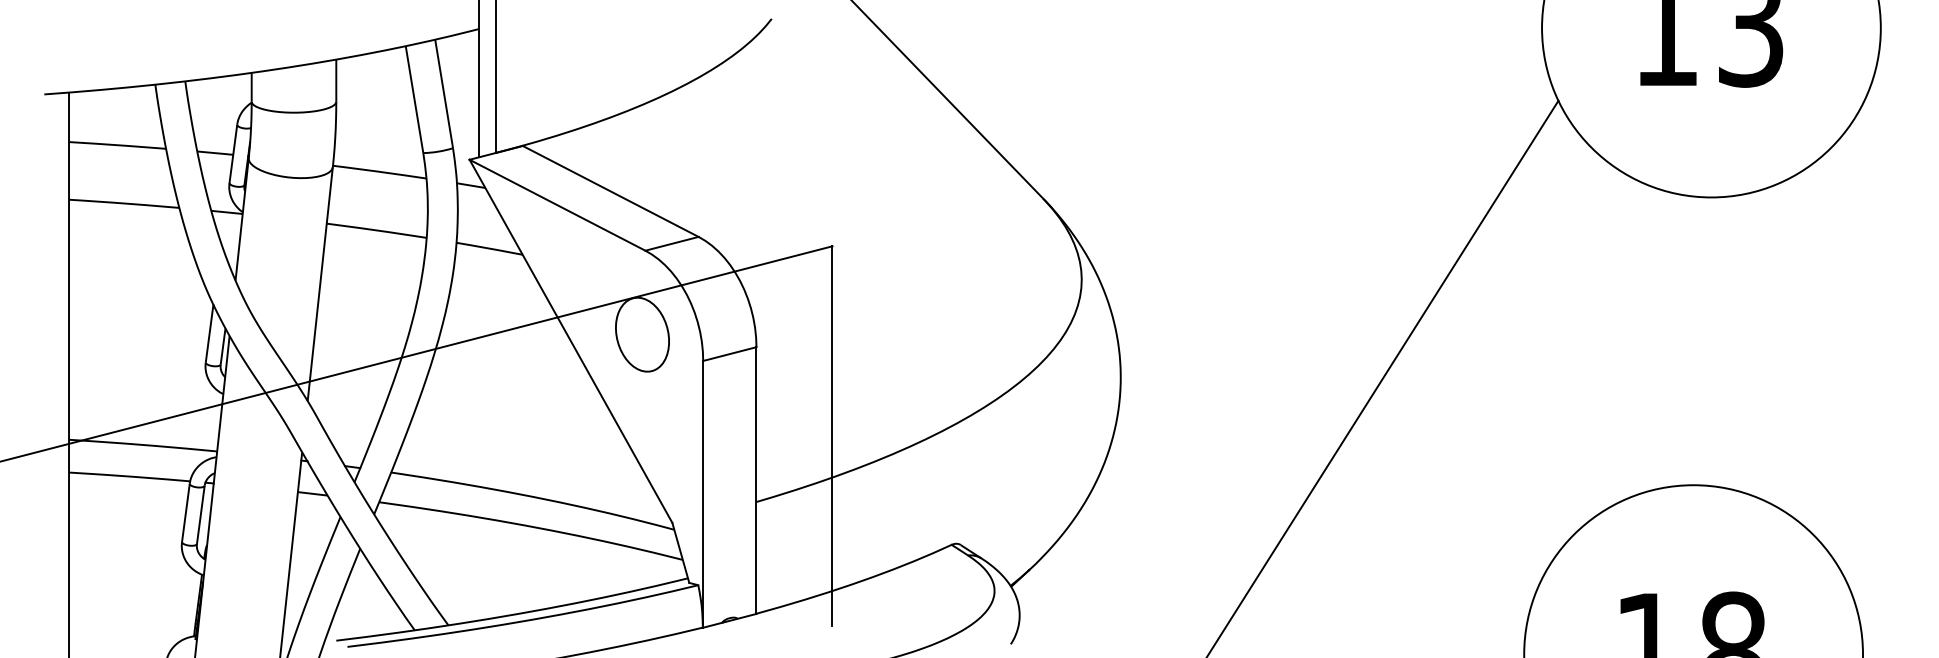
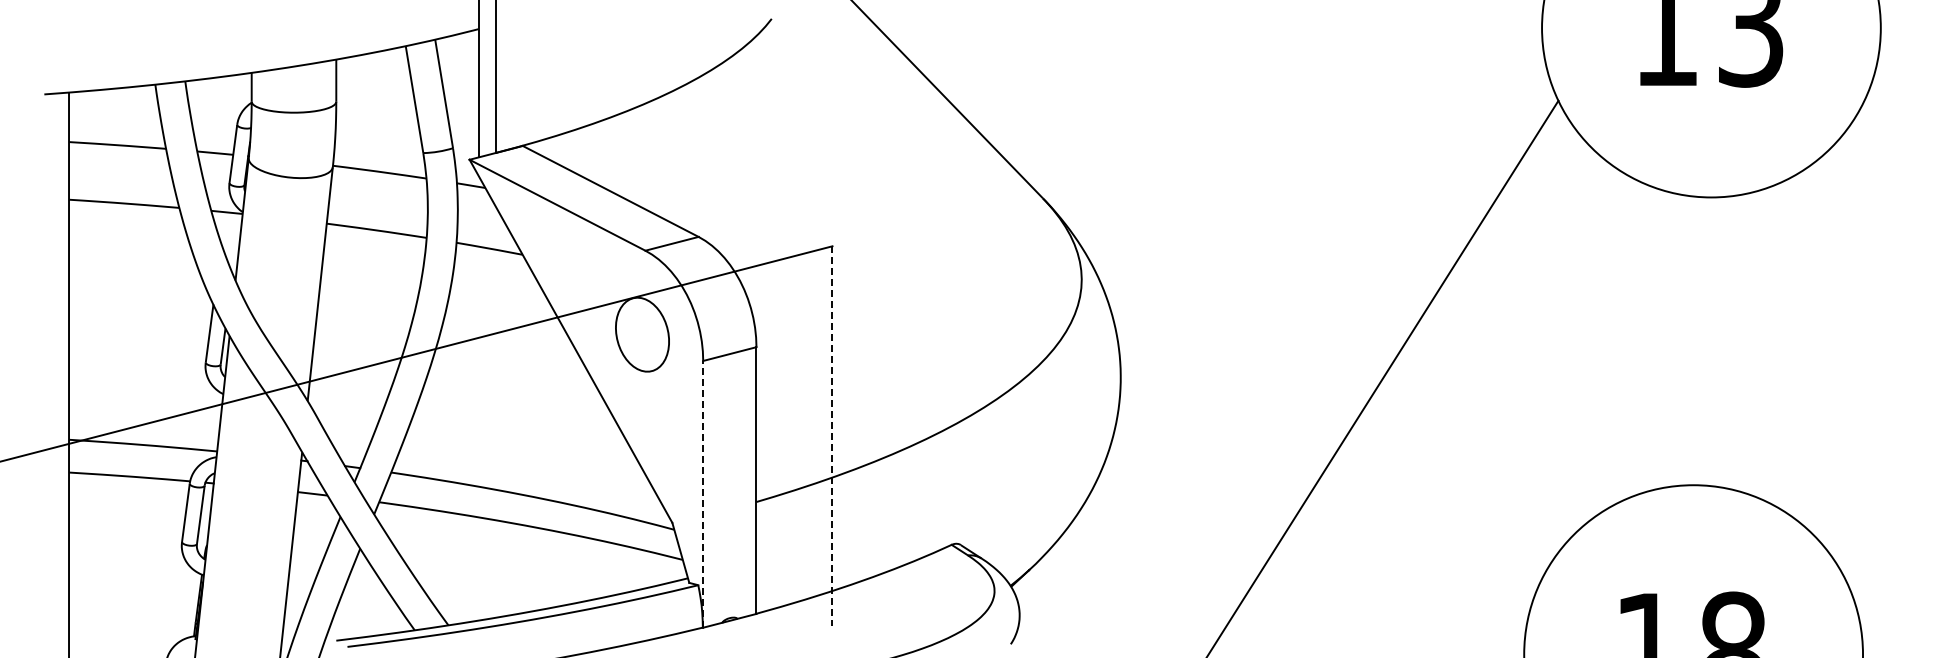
line: solid -> dashed (832, 436)
line: solid -> dashed (703, 493)
